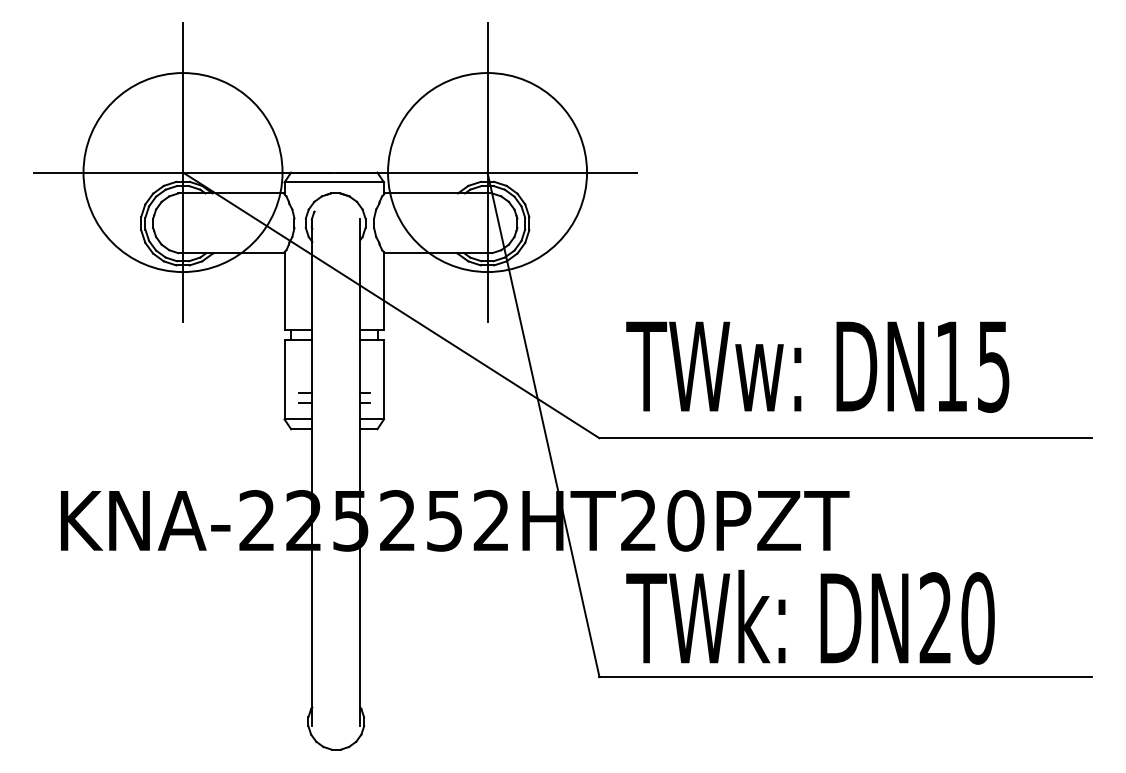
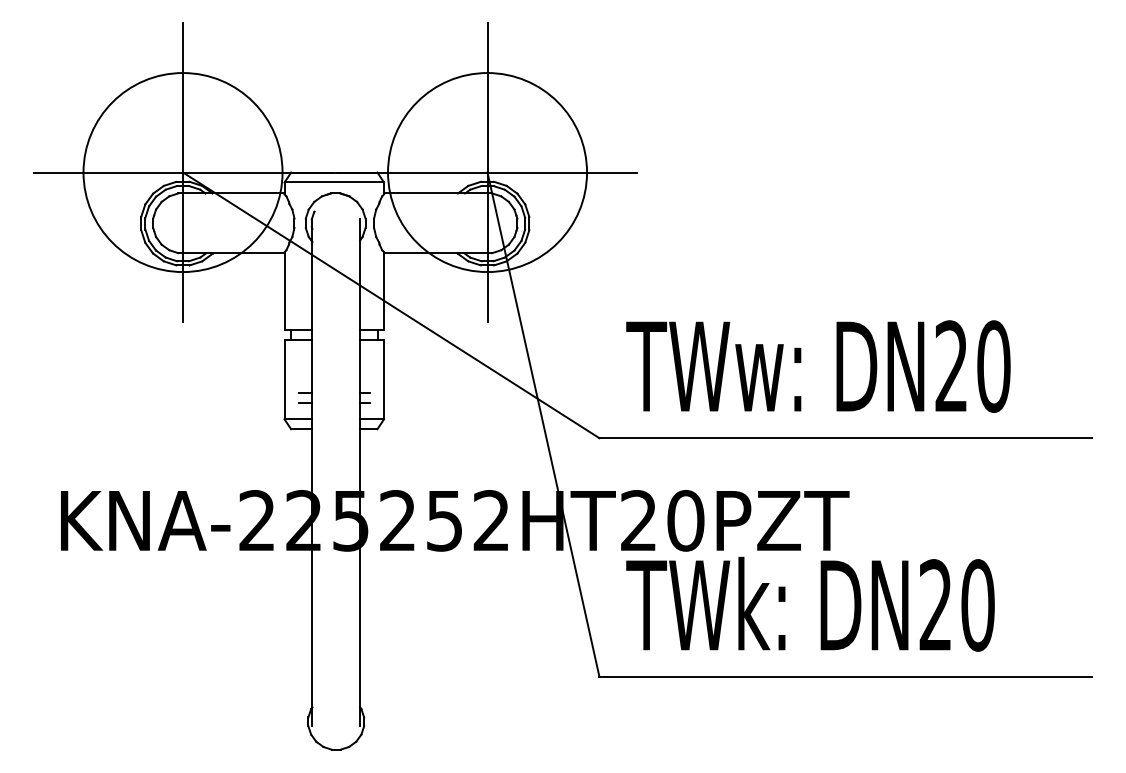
text: DN15 -> DN20 (972, 366)
text position: (810, 616) -> (810, 603) (810, 603)
